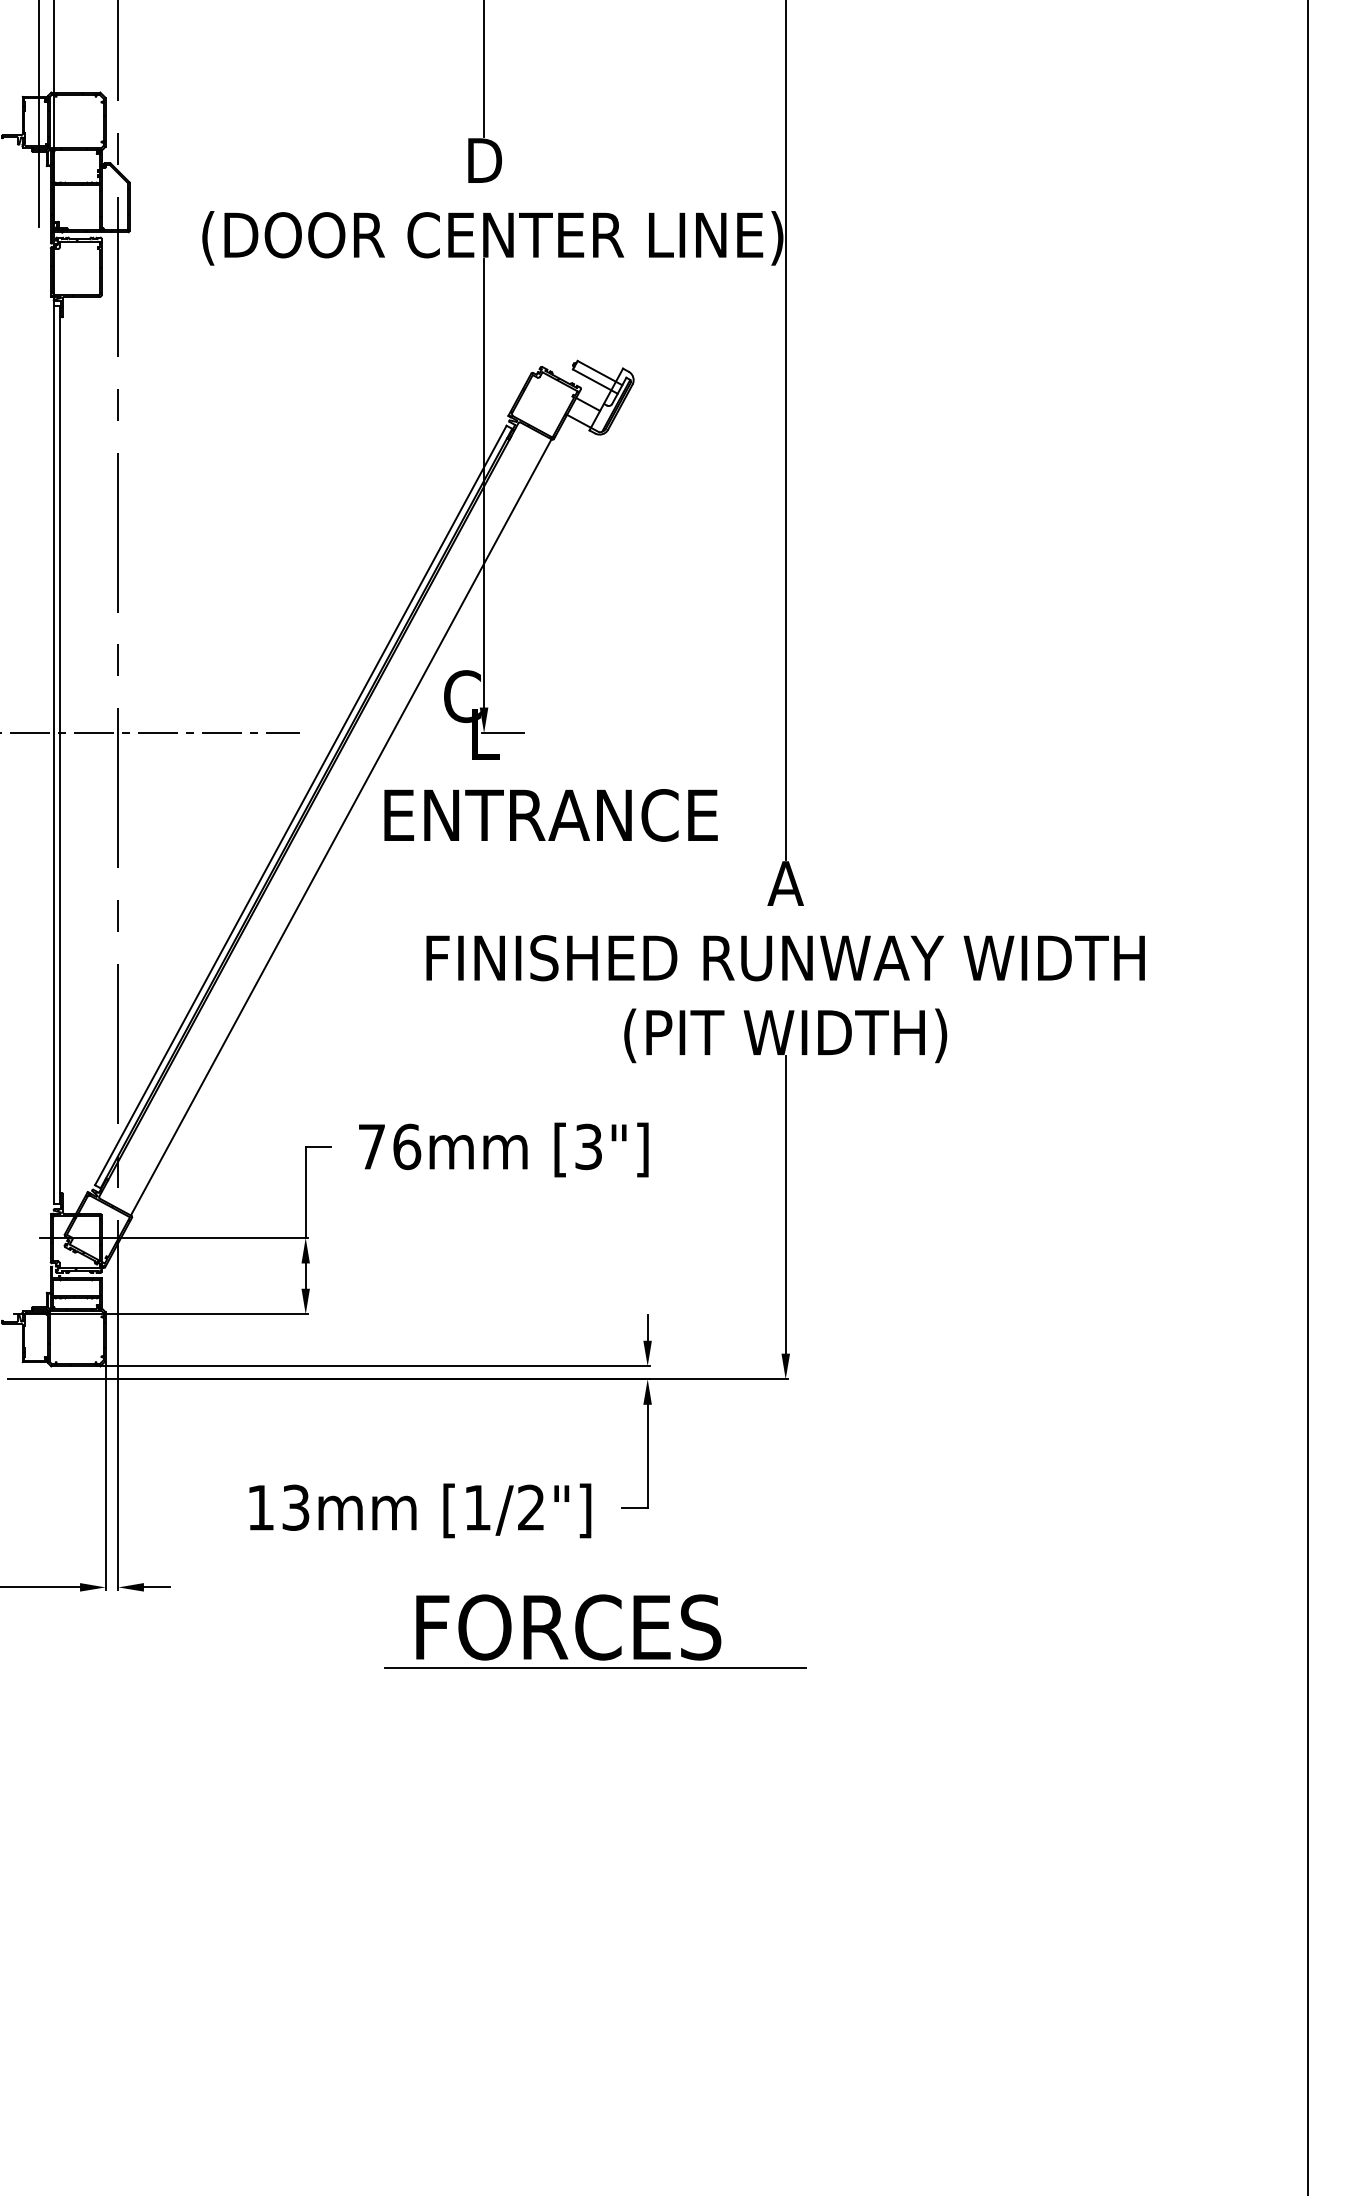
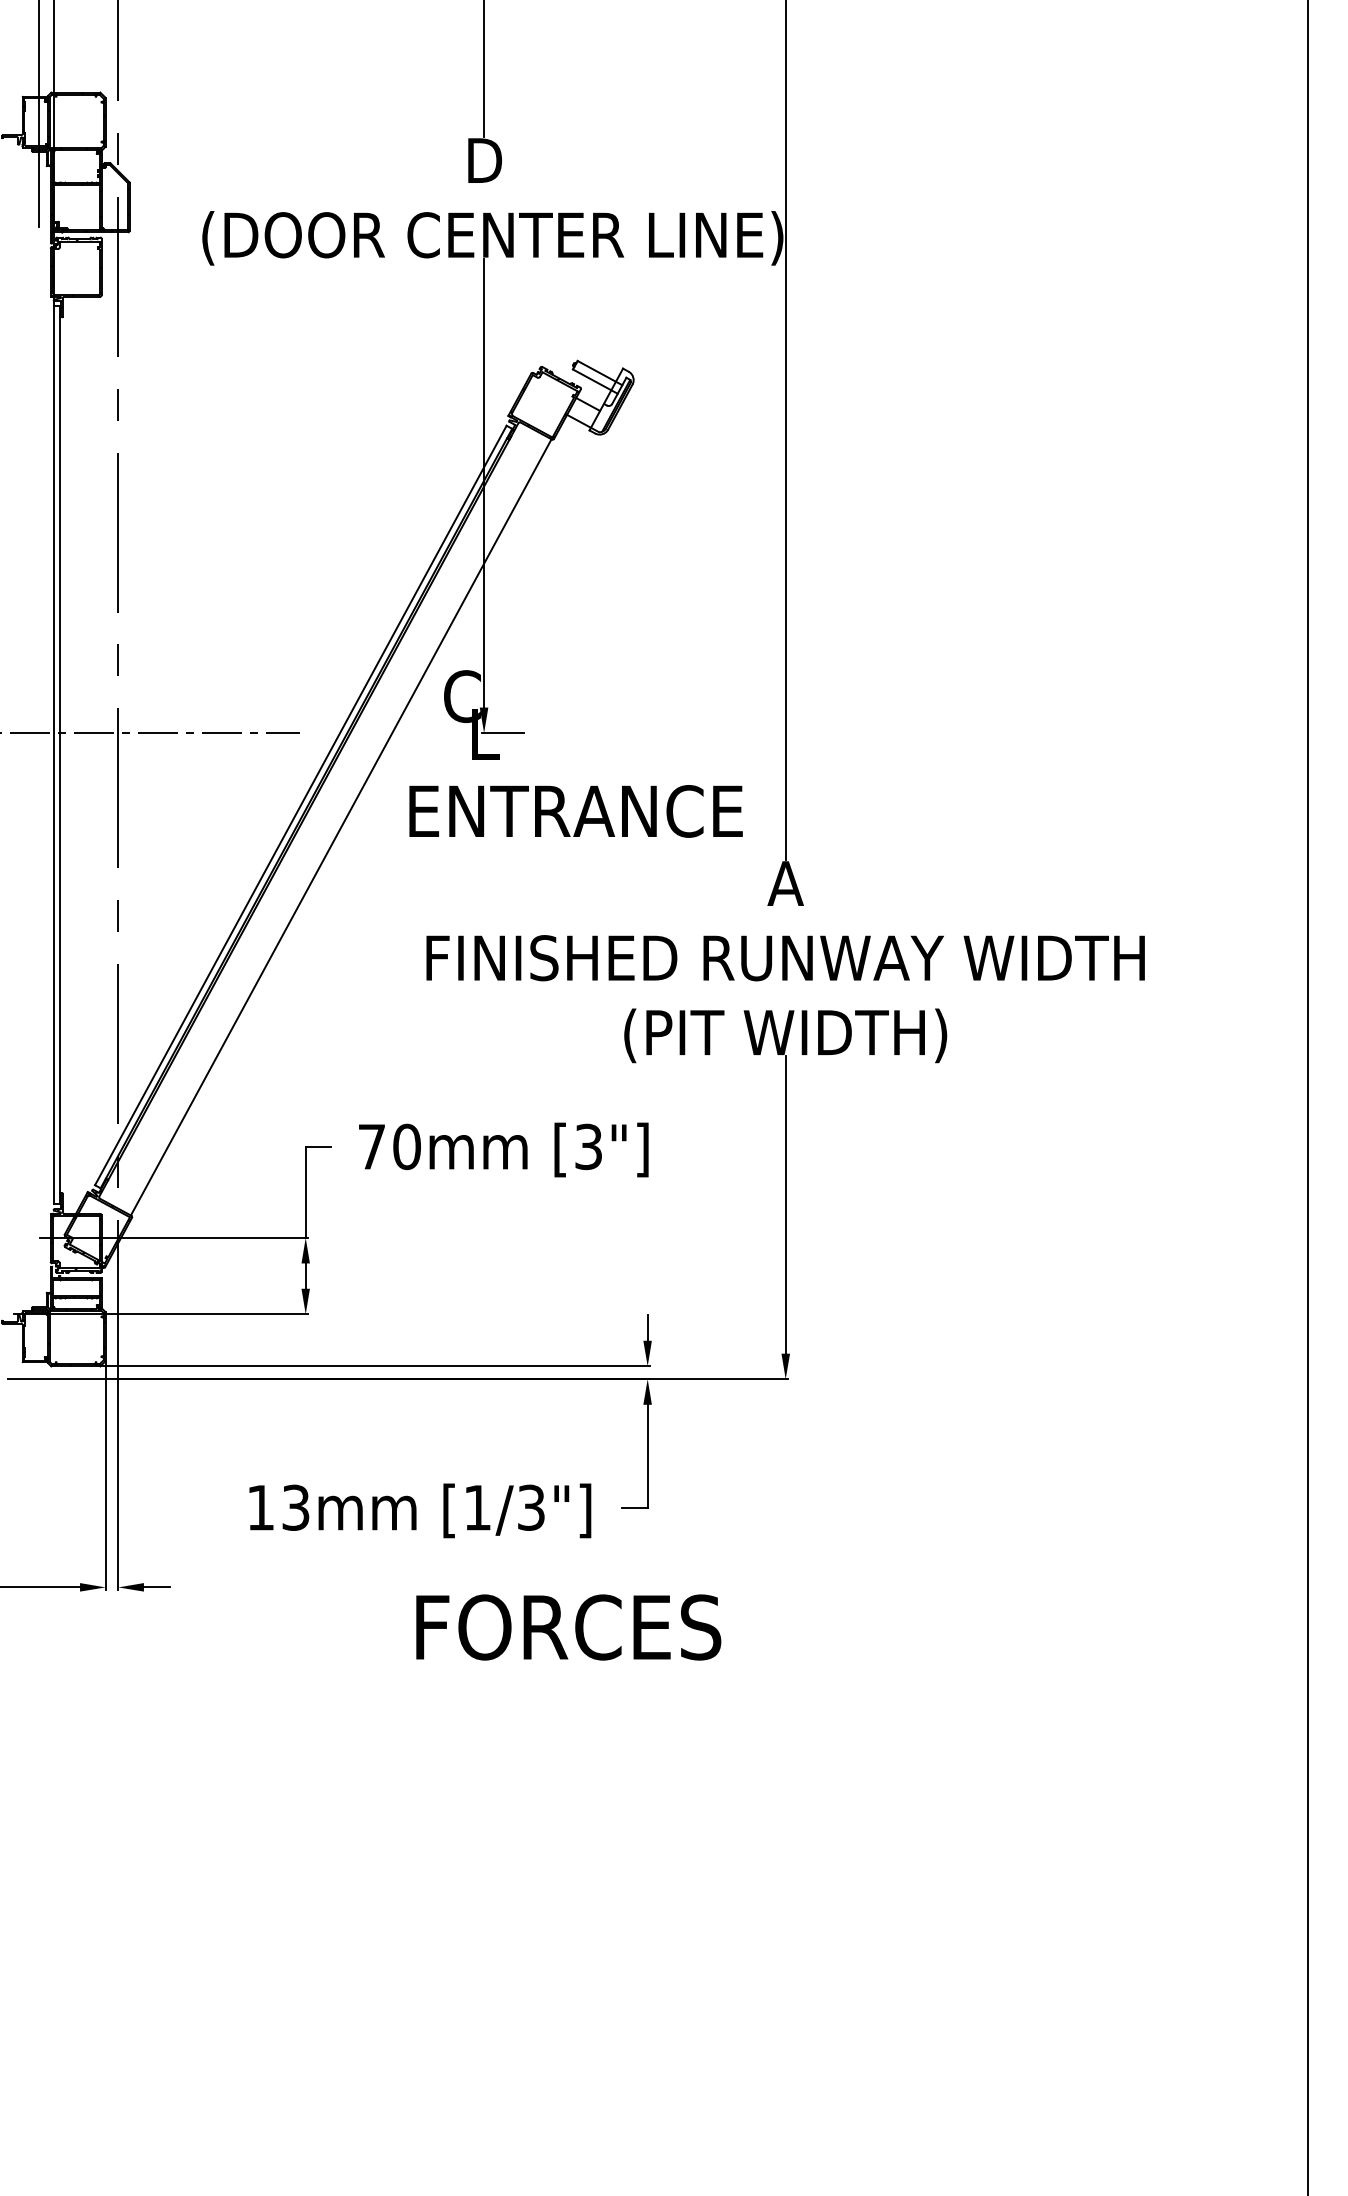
text position: (550, 815) -> (575, 811) (575, 811)
text: 76mm -> 70mm (407, 1146)
text: [1/2"] -> [1/3"] (531, 1507)
line: present -> none (595, 1667)
